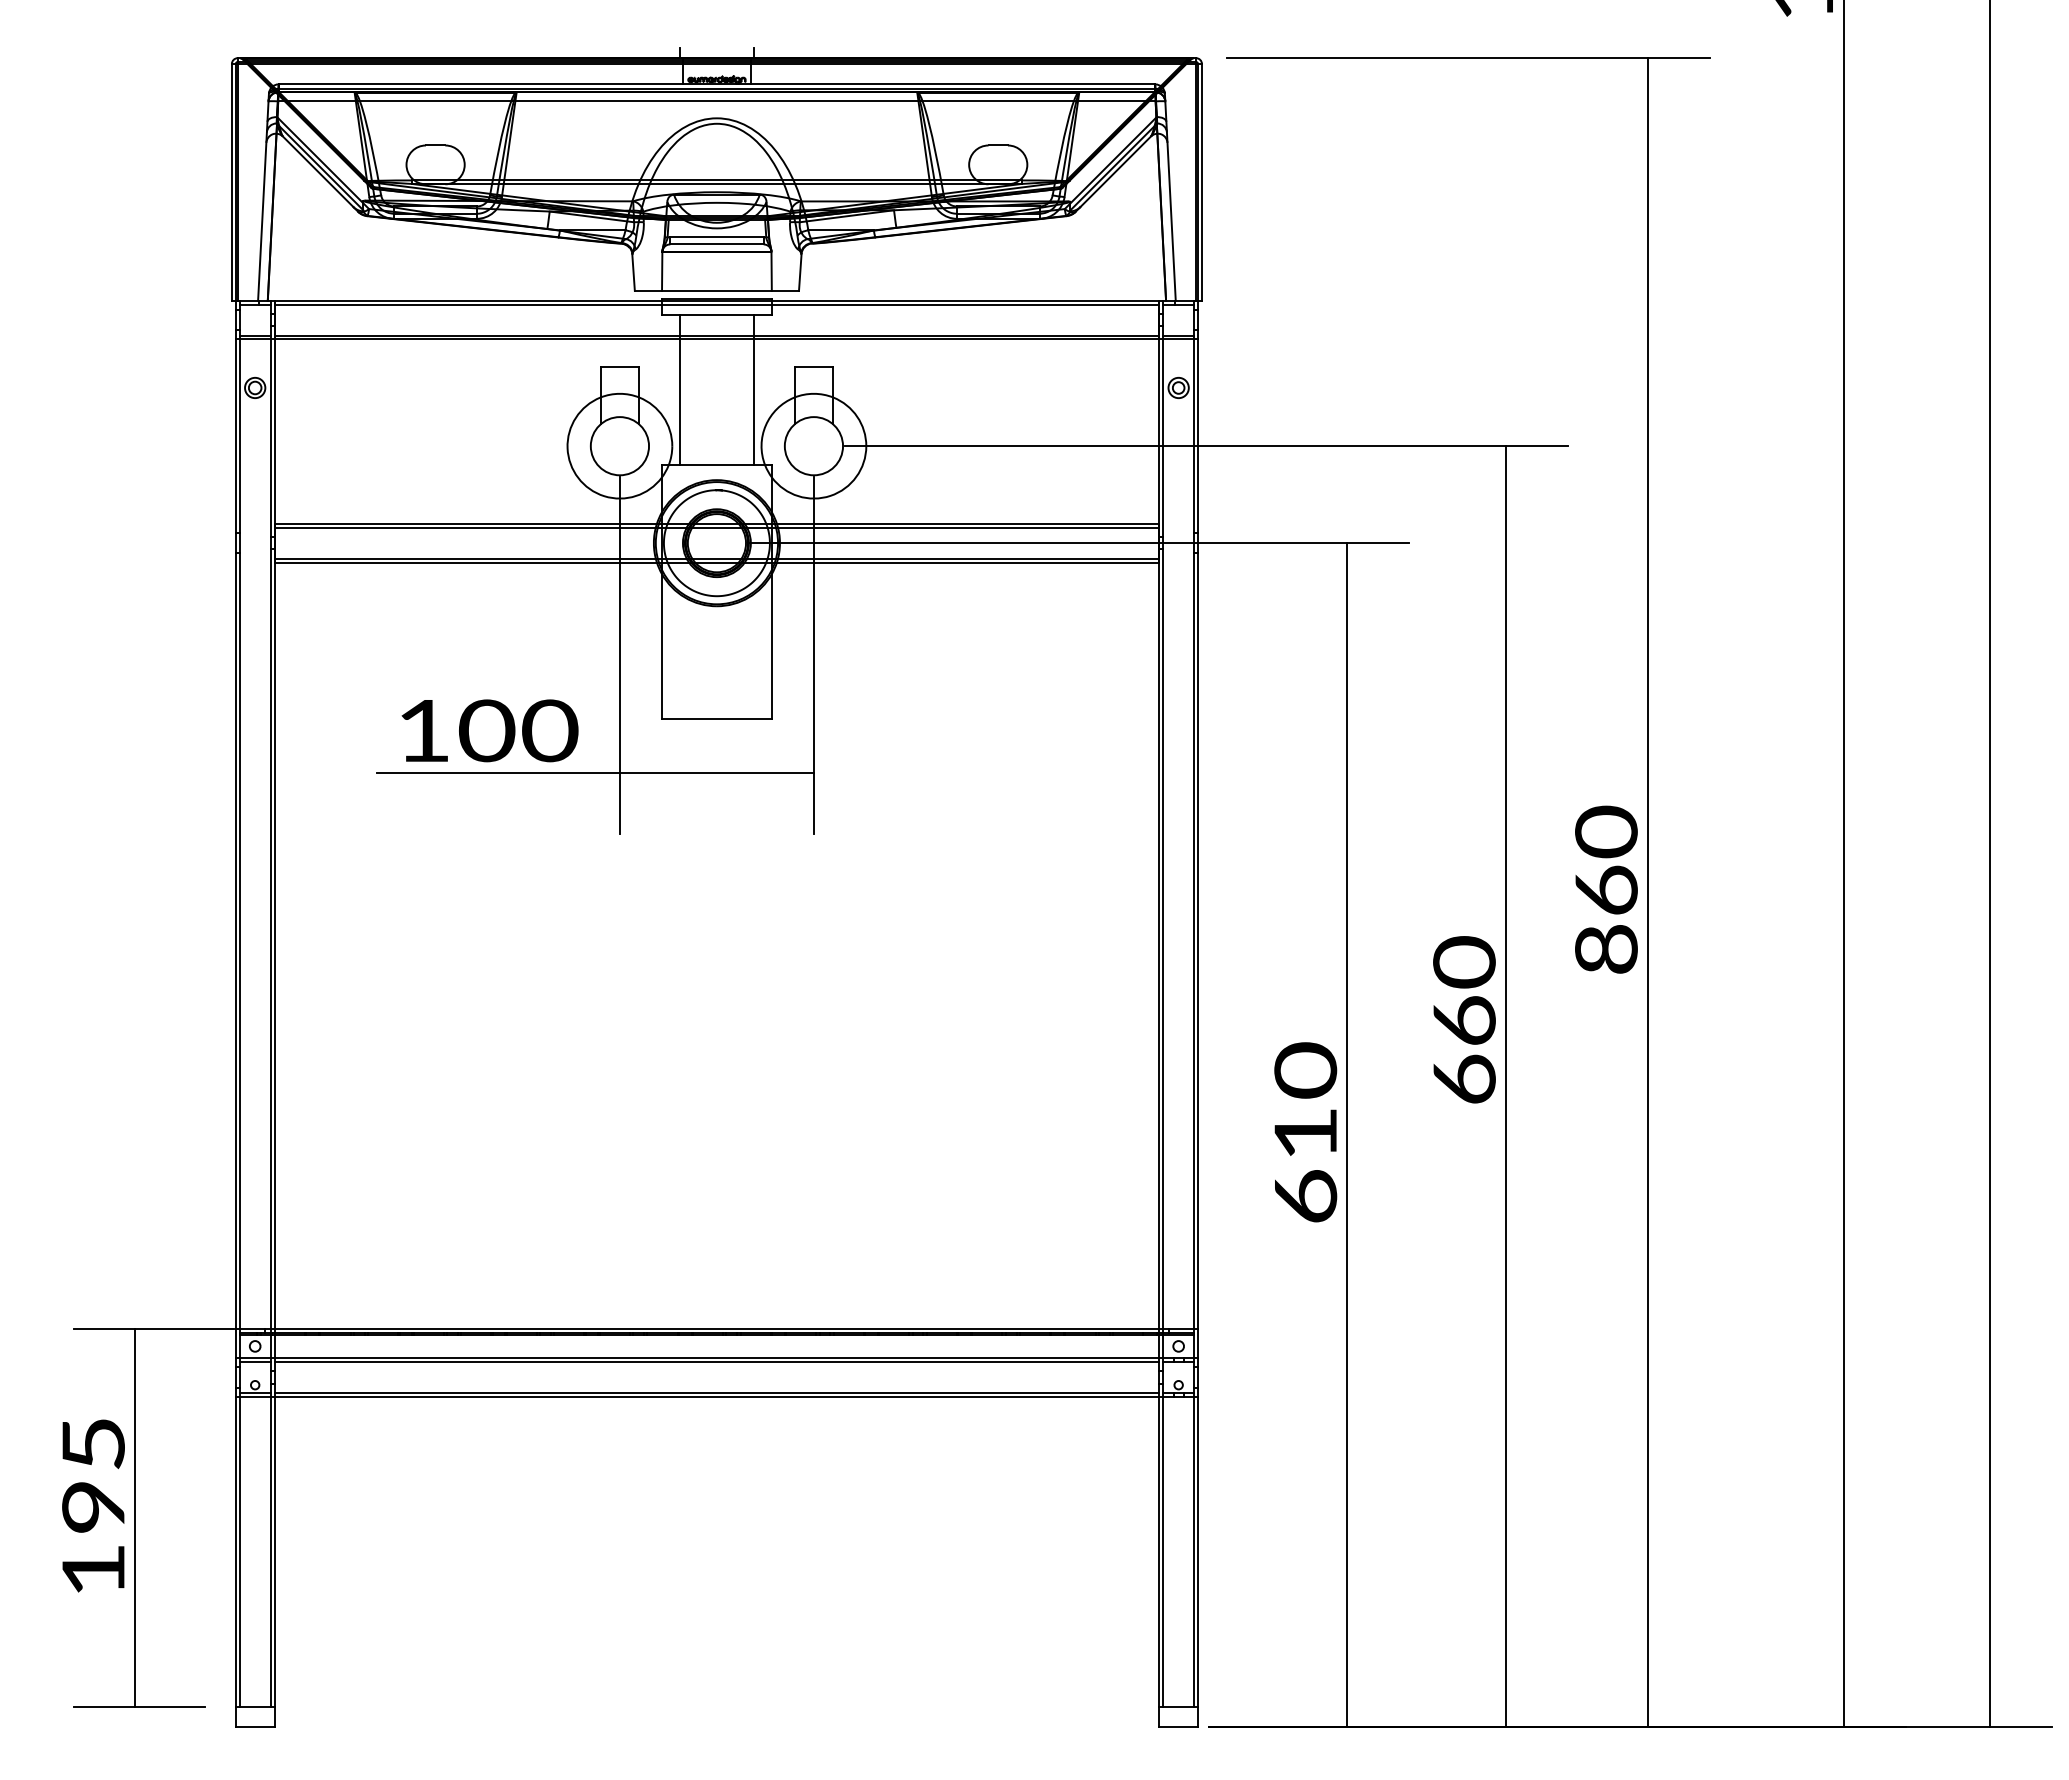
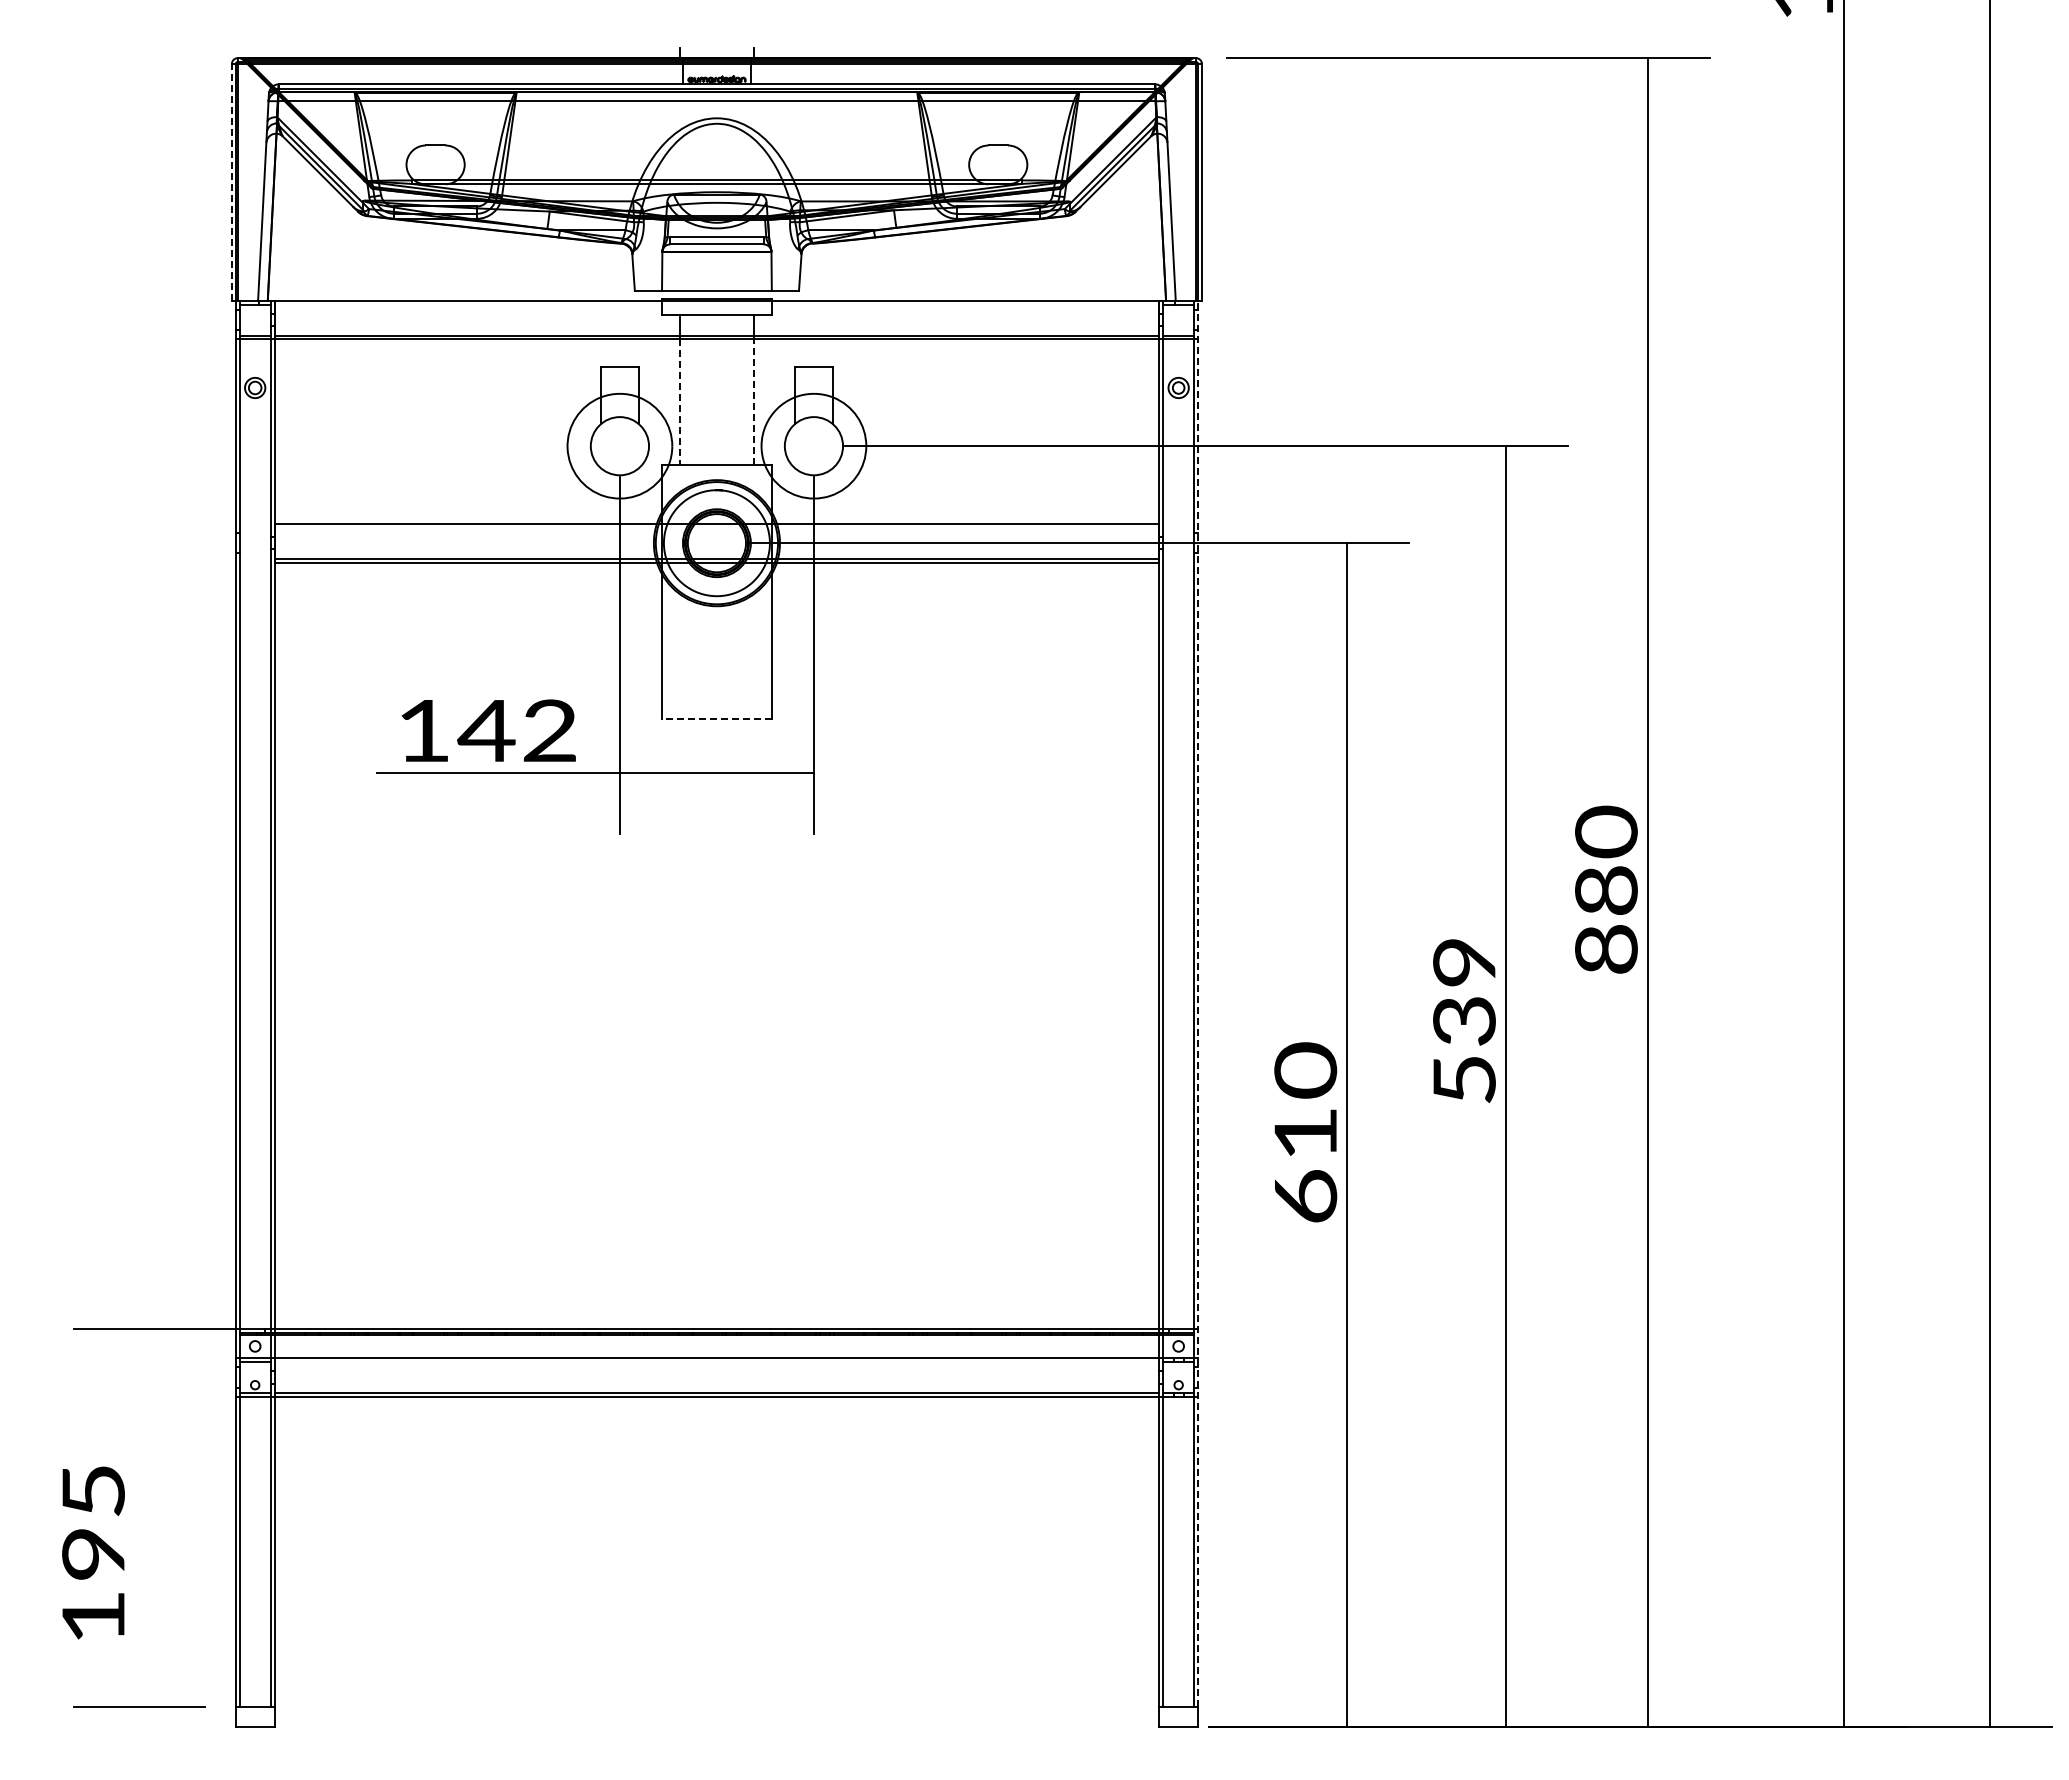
line: solid -> dashed (231, 181)
line: present -> none (716, 304)
line: solid -> dashed (680, 402)
line: solid -> dashed (753, 402)
line: present -> none (716, 527)
line: solid -> dashed (716, 719)
text: 100 -> 142 (517, 730)
text: 860 -> 880 (1606, 890)
line: solid -> dashed (1198, 1003)
text: 660 -> 539 (1464, 1019)
line: present -> none (716, 1361)
text position: (93, 1505) -> (93, 1552) (93, 1552)
line: present -> none (135, 1517)
